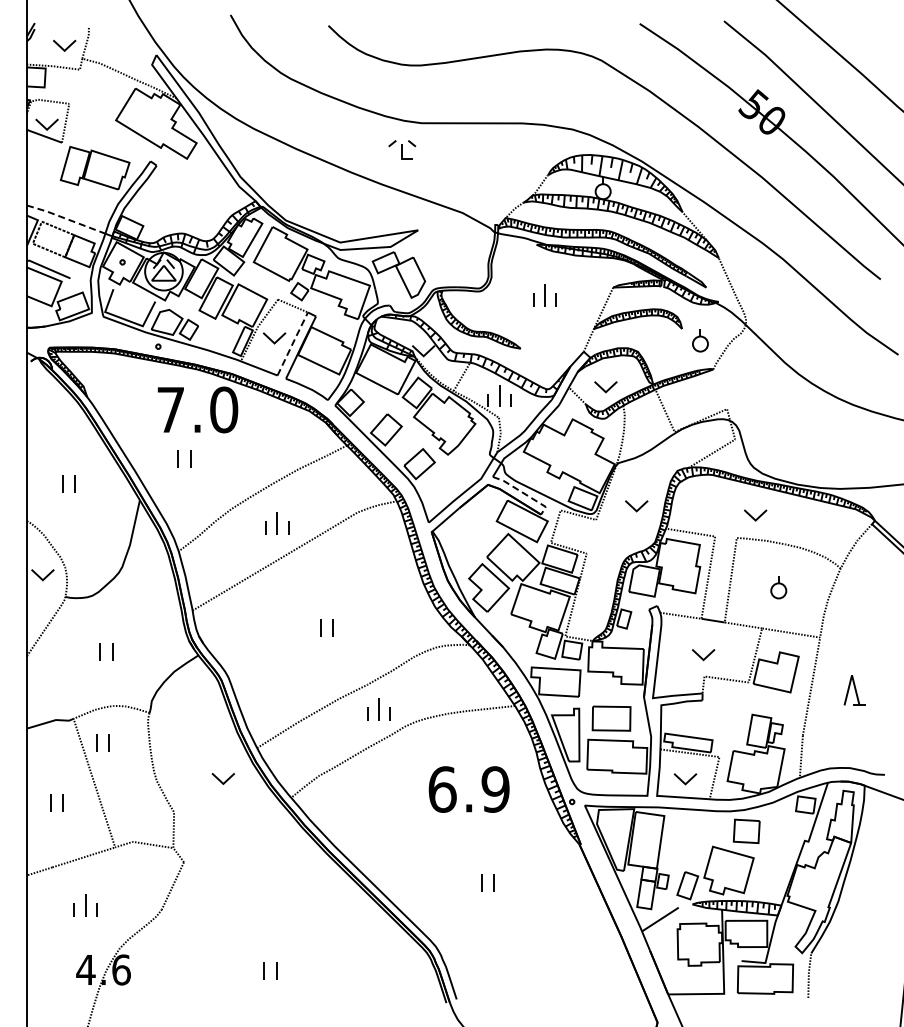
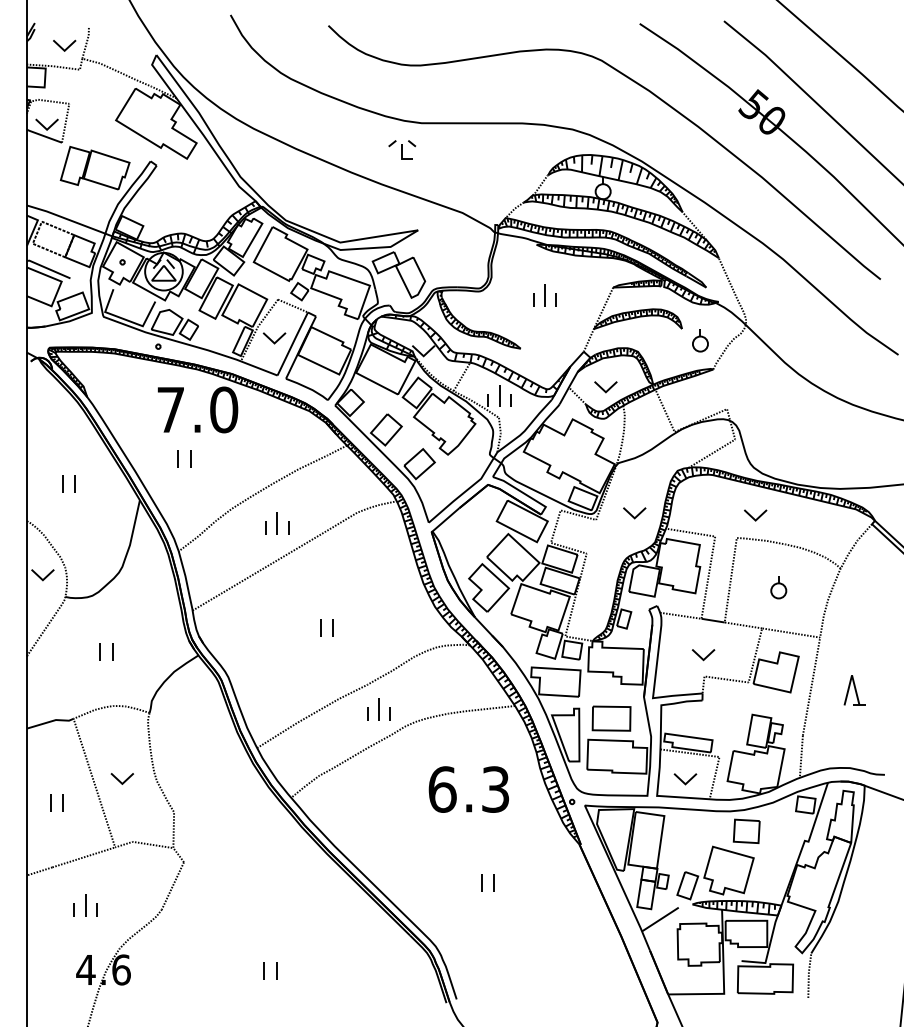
line: dashed -> solid (66, 218)
line: dashed -> solid (292, 343)
line: dashed -> solid (523, 493)
part position: (636, 506) -> (634, 513) (634, 513)
part: present -> none (102, 742)
part position: (222, 778) -> (121, 778) (121, 778)
text: 6.9 -> 6.3 (495, 789)
